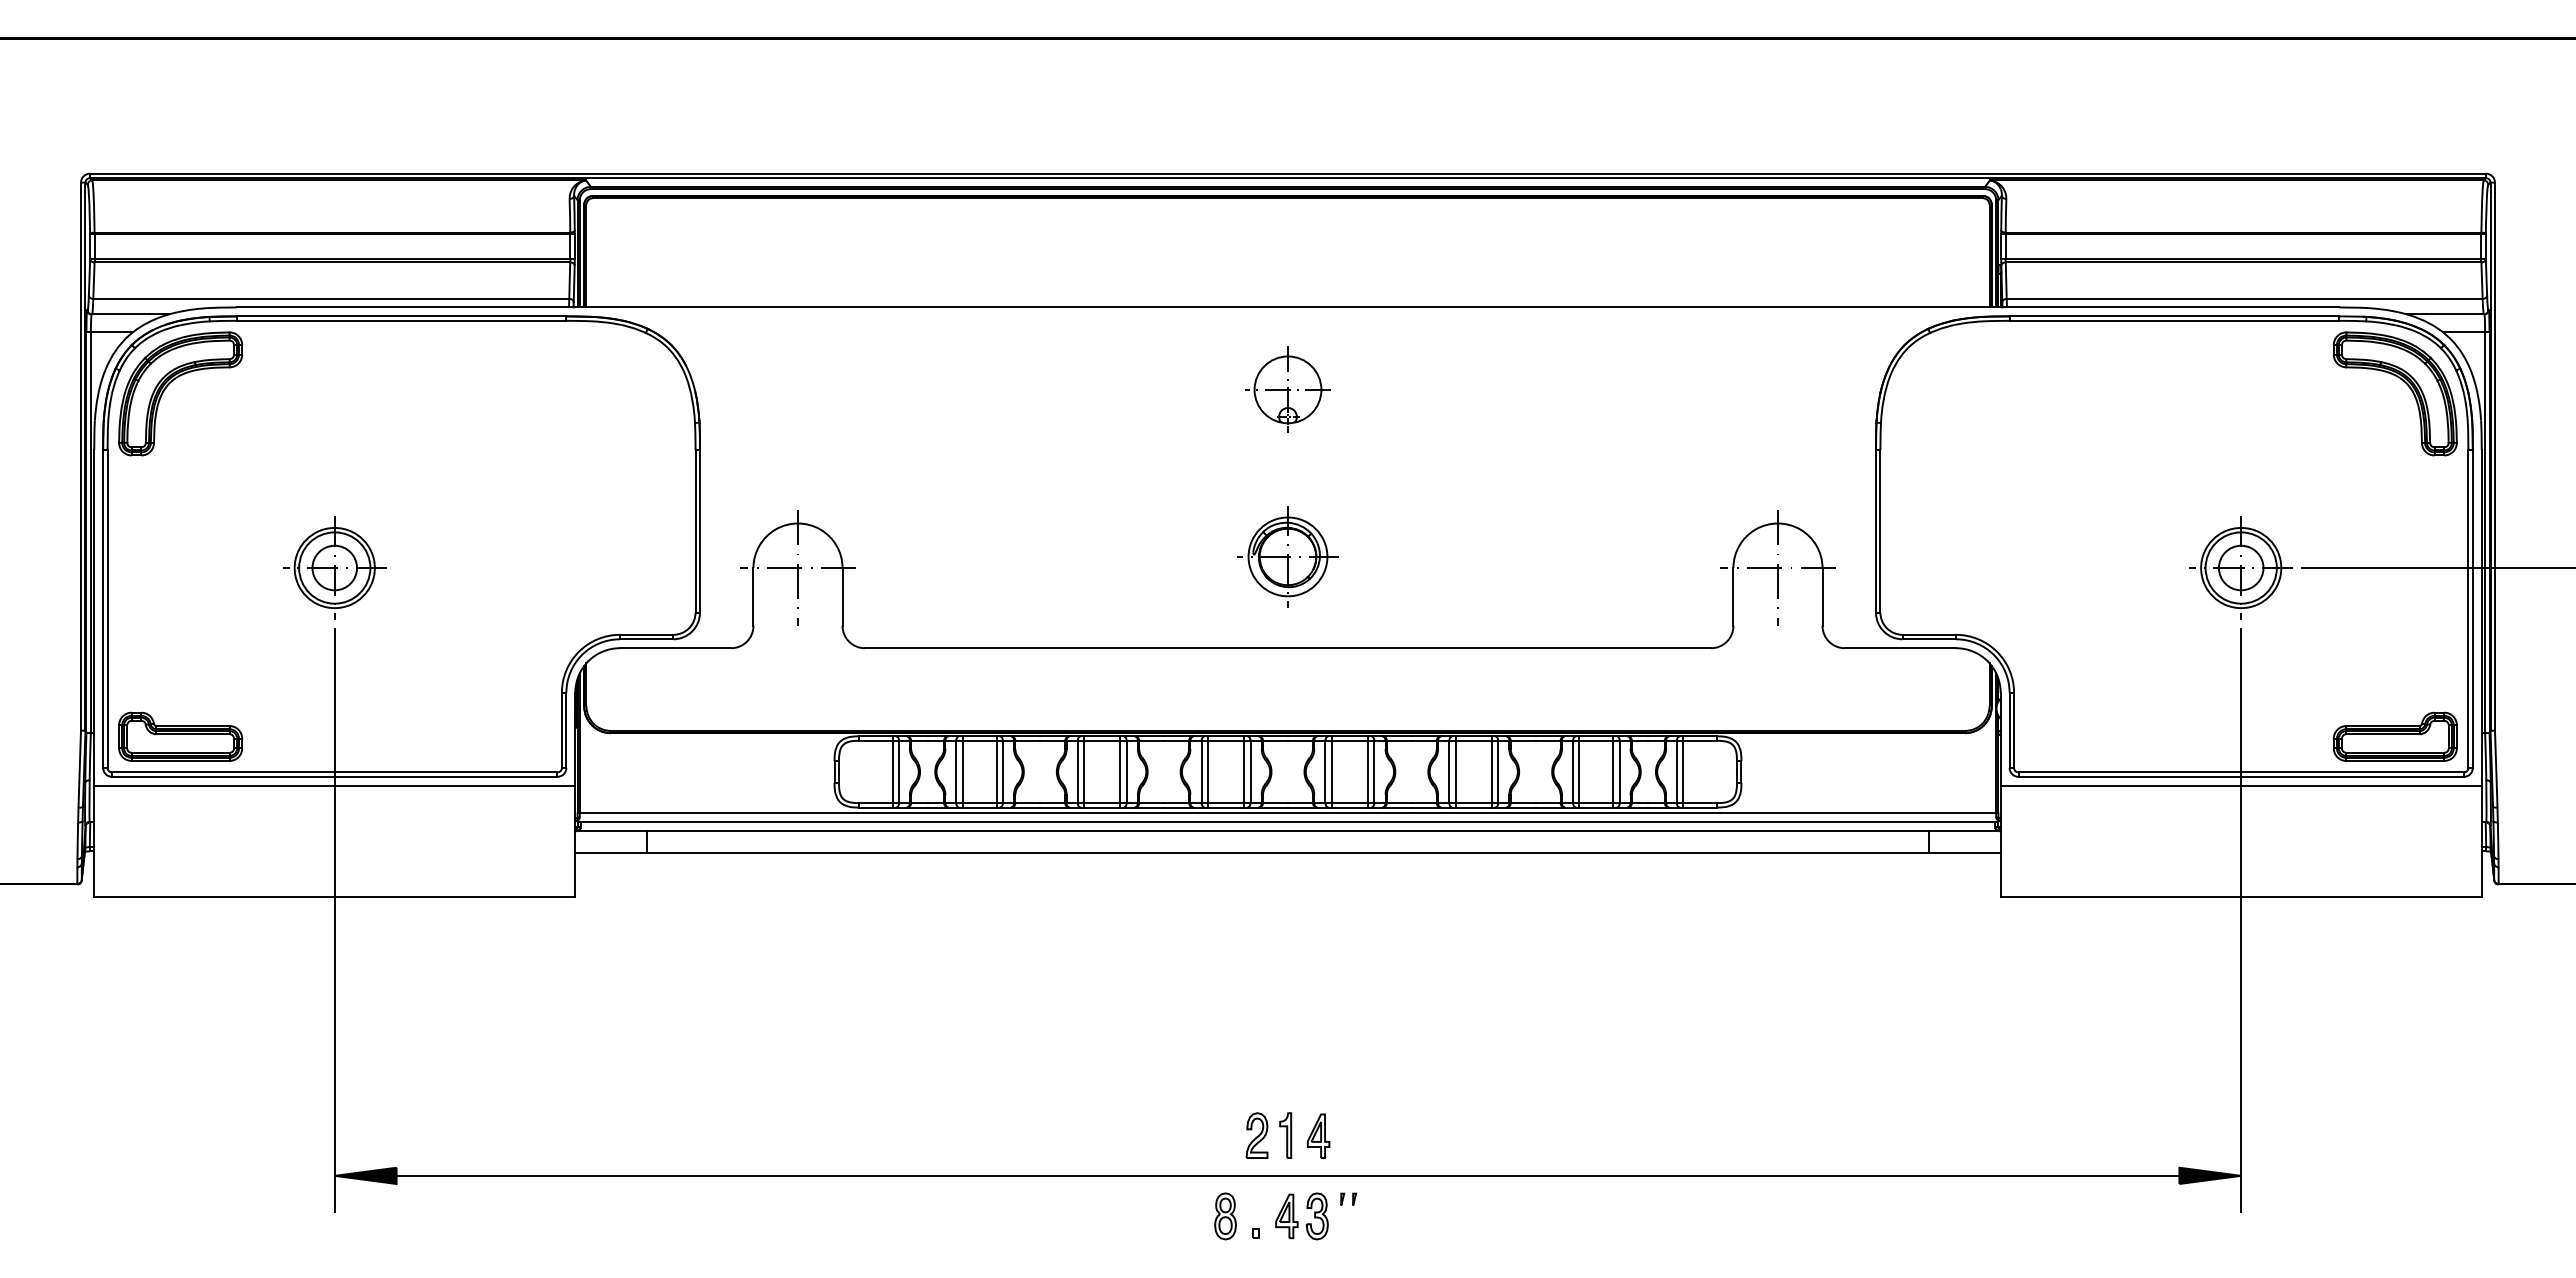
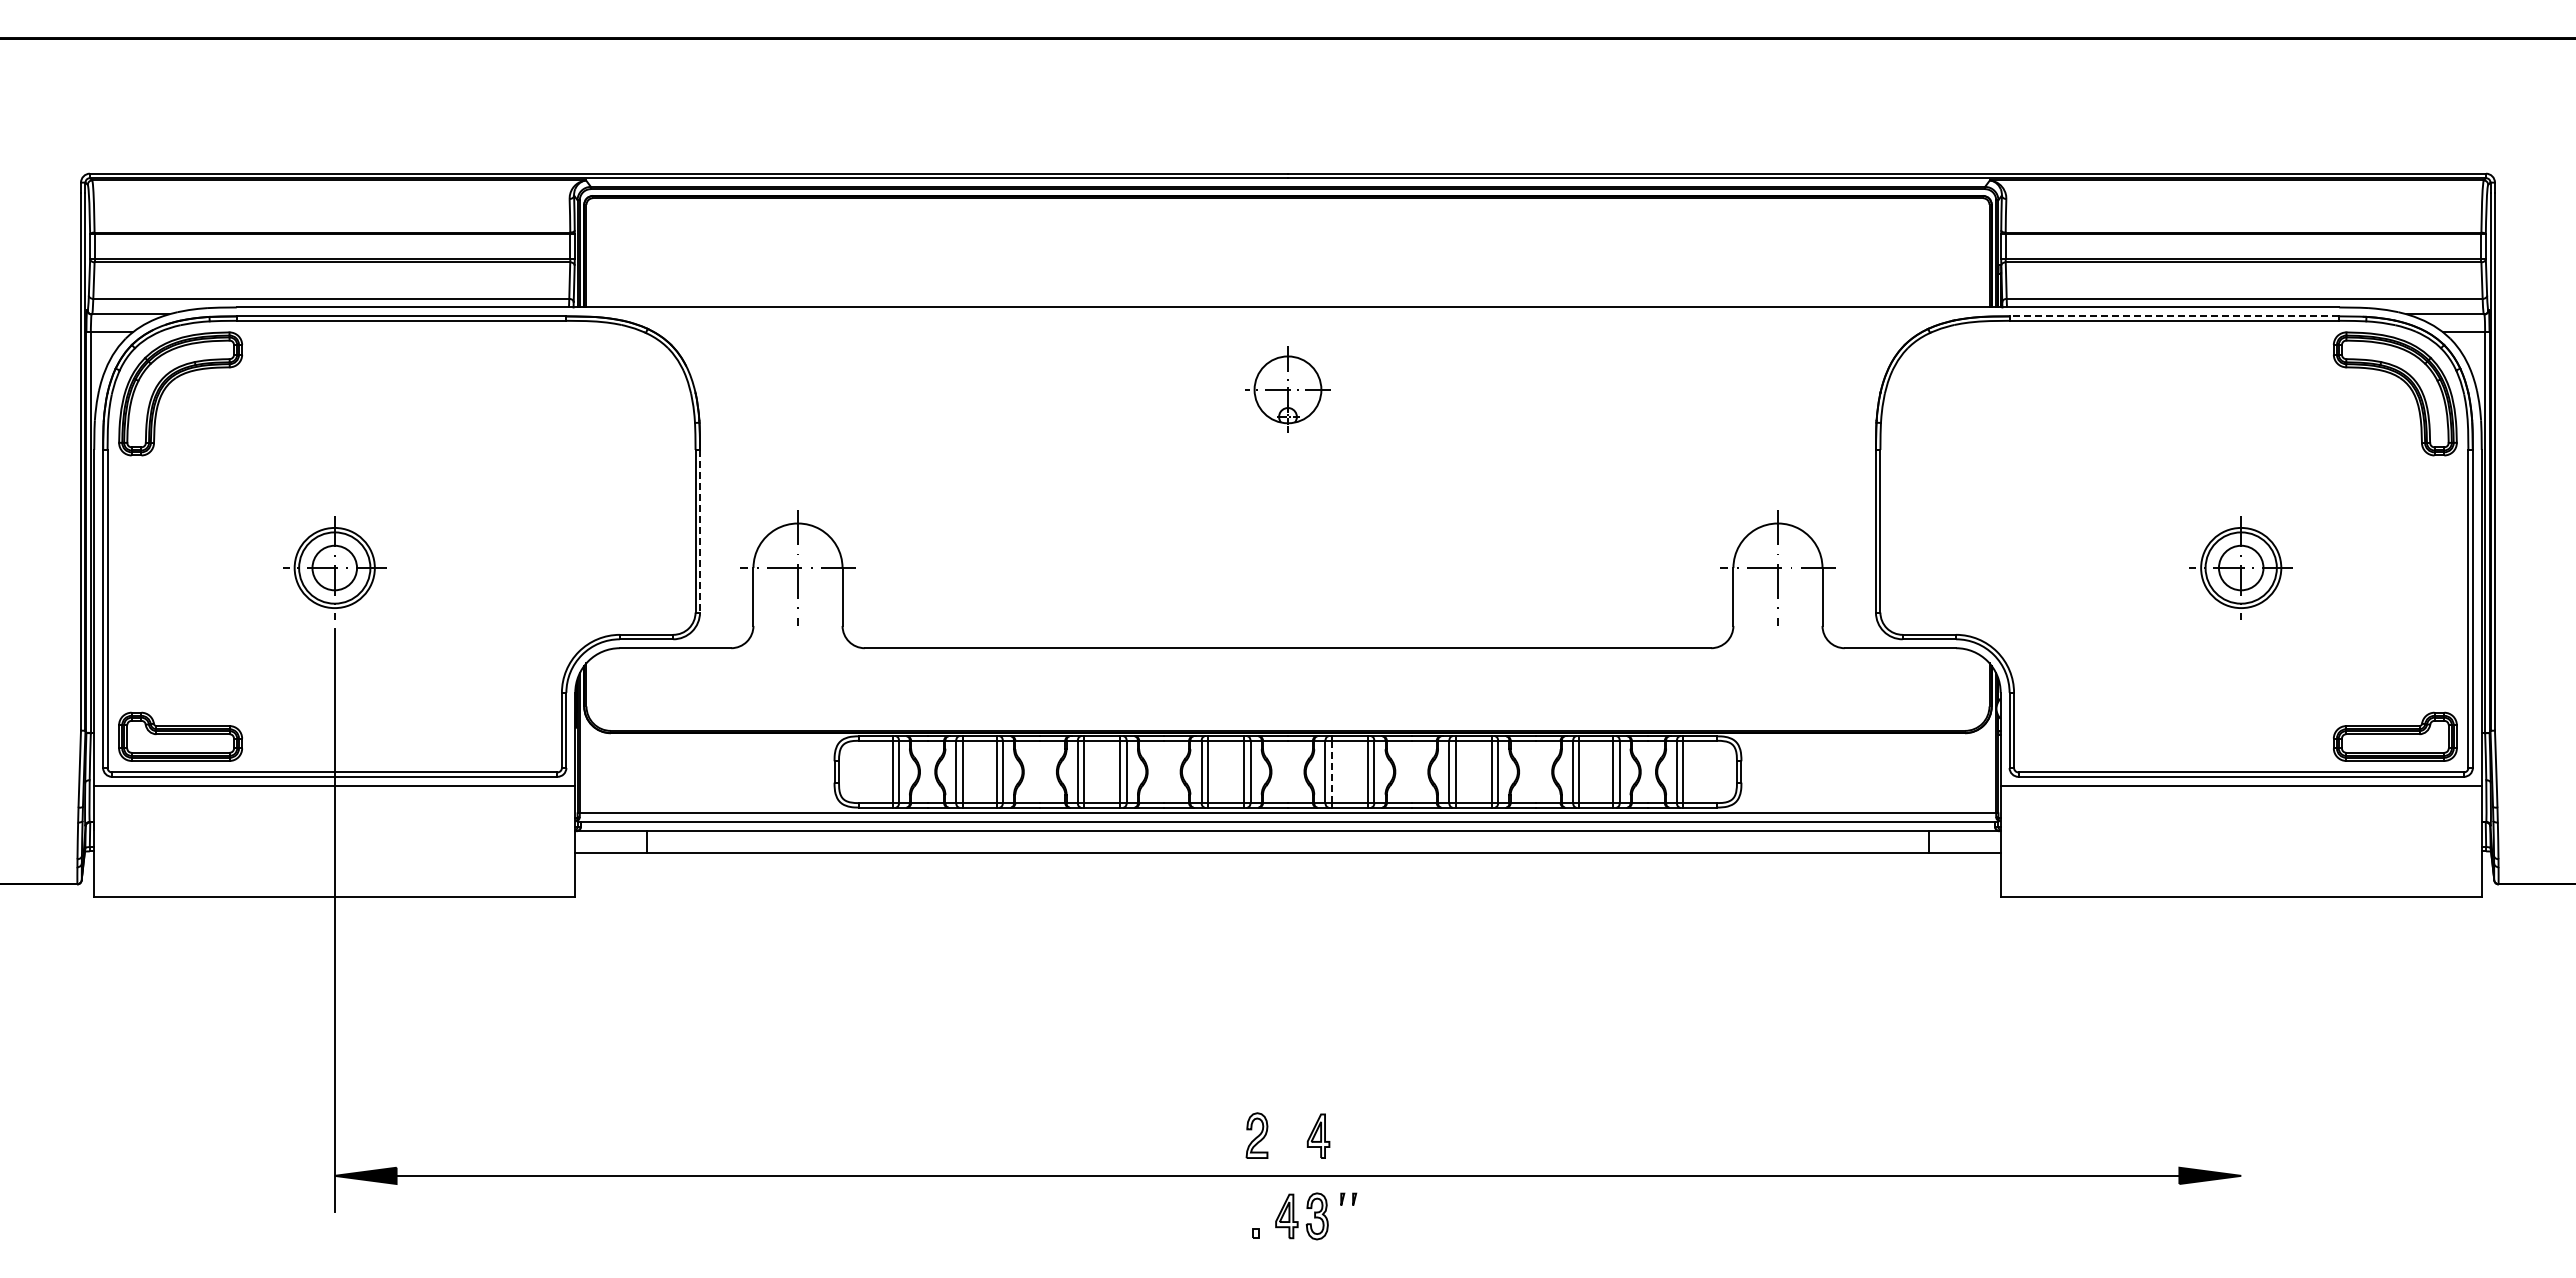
line: solid -> dashed (2174, 316)
line: solid -> dashed (700, 531)
part: present -> none (1287, 556)
line: present -> none (2437, 568)
line: solid -> dashed (1331, 772)
line: present -> none (2241, 920)
part: present -> none (1285, 1135)
part: present -> none (1225, 1216)
